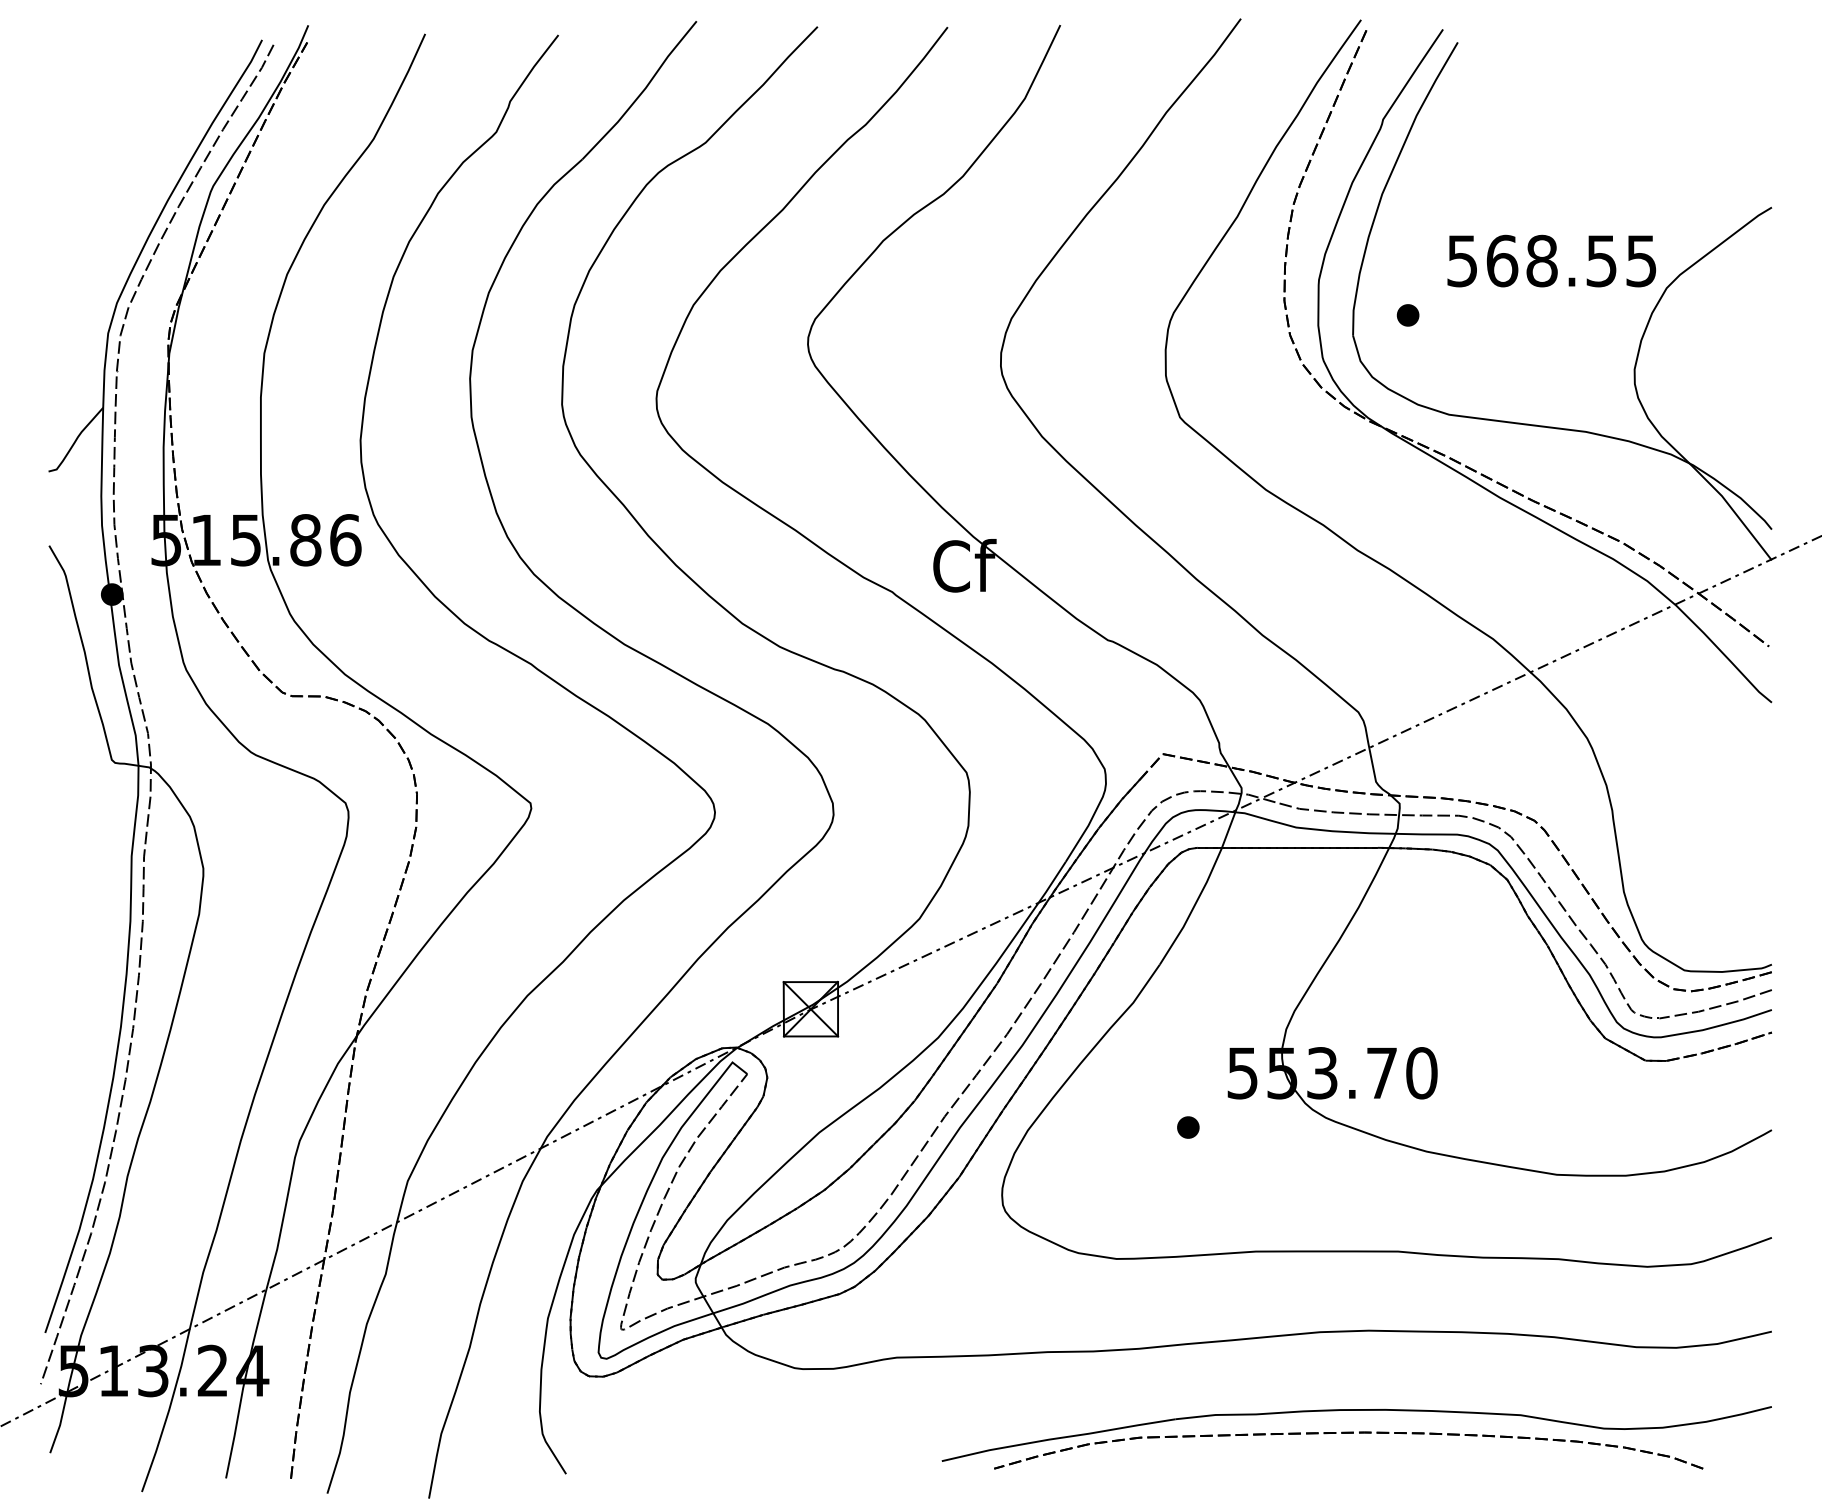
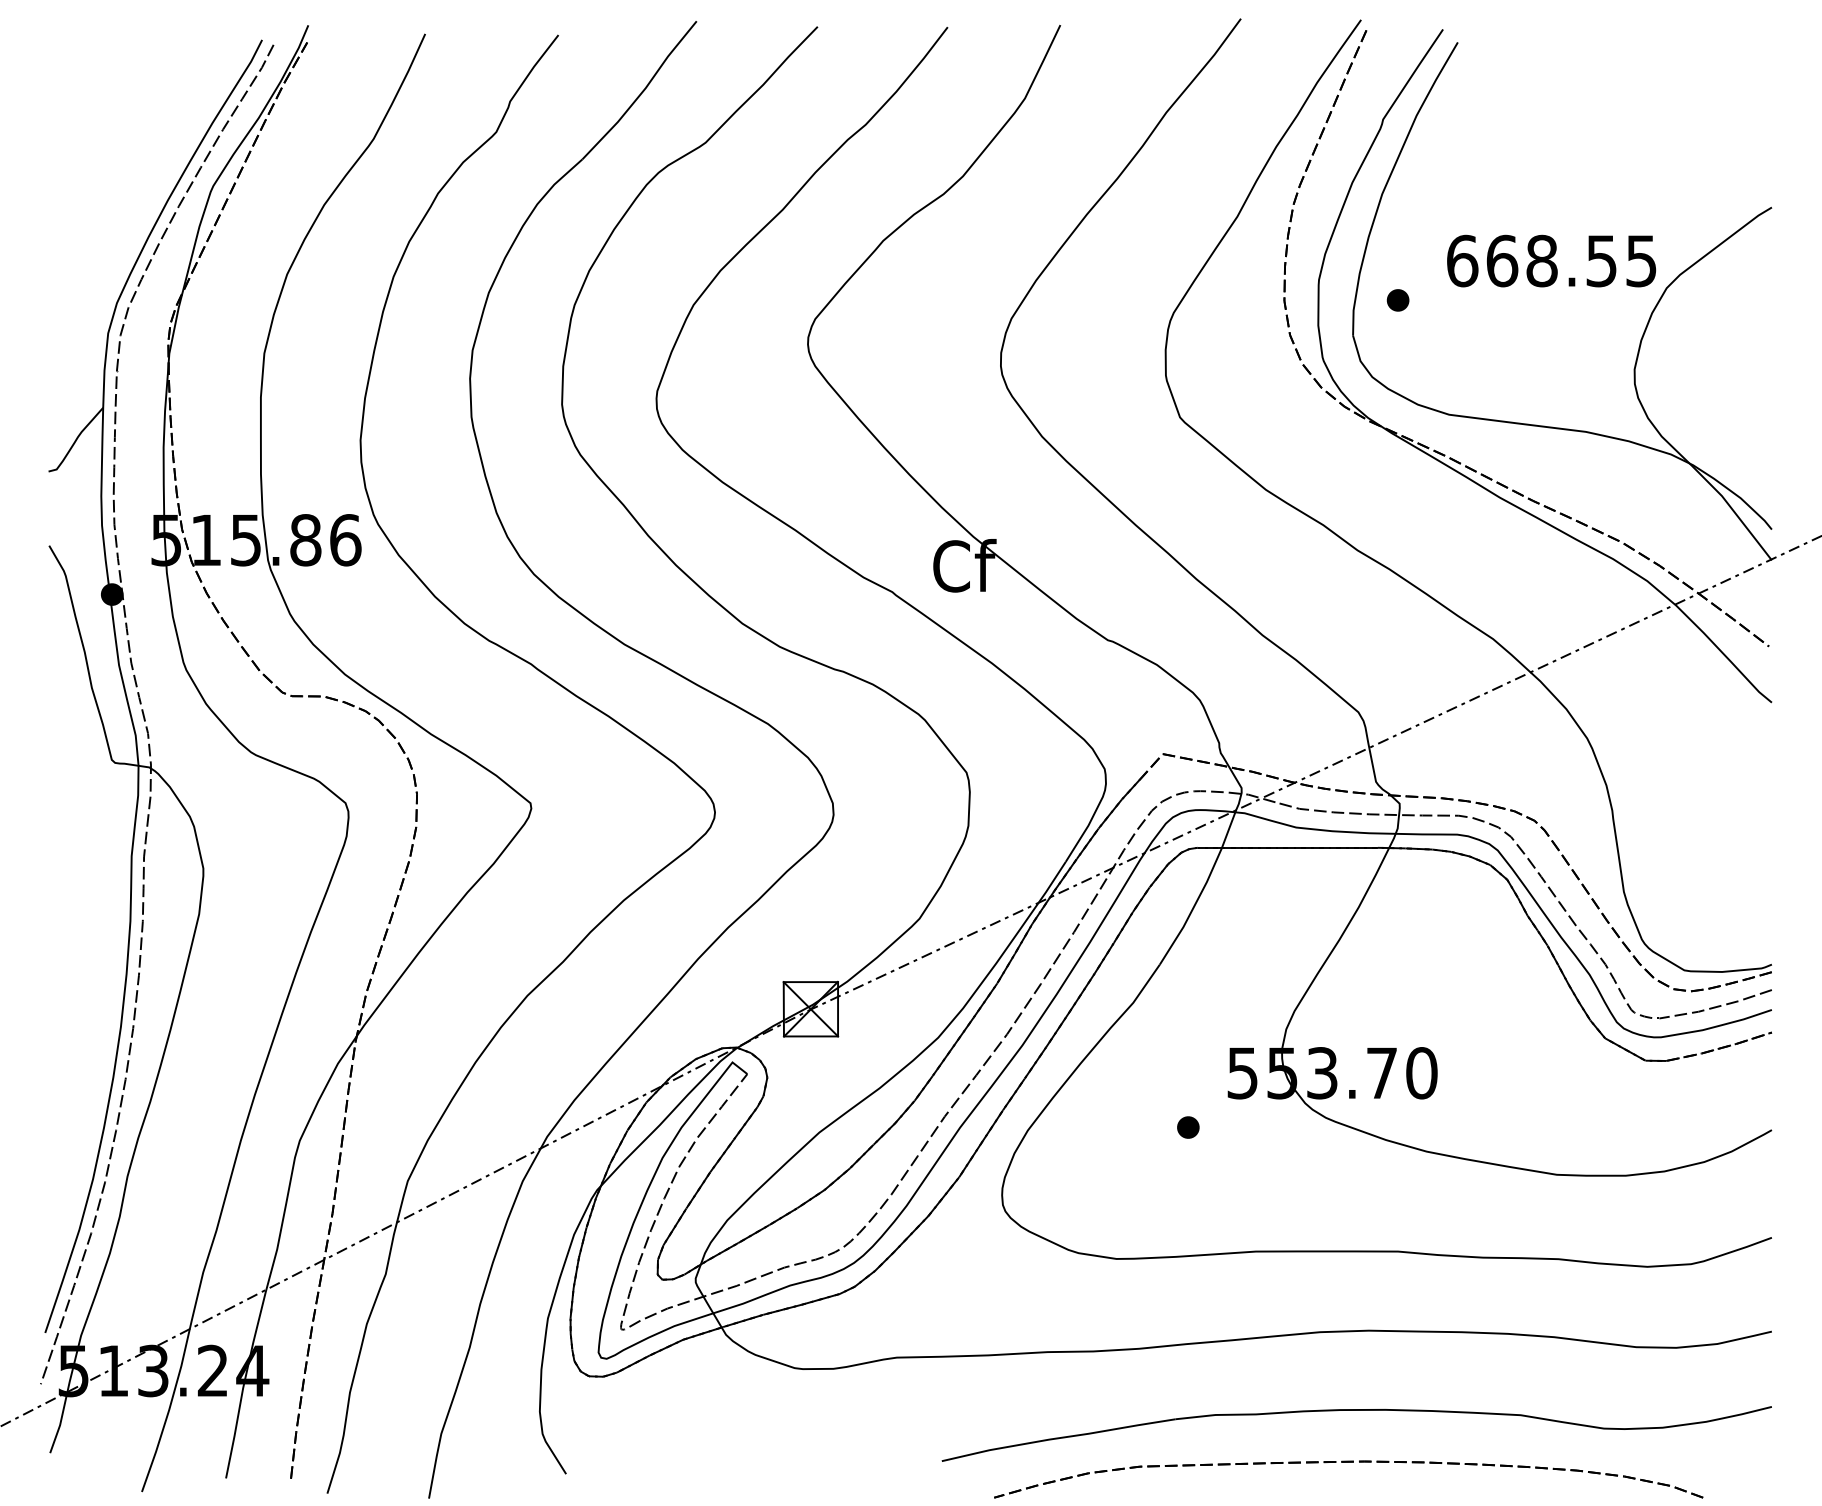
text: 568.55 -> 668.55 (1462, 260)
part position: (1407, 315) -> (1397, 300) (1397, 300)
part position: (1348, 1433) -> (1348, 1462) (1348, 1462)
